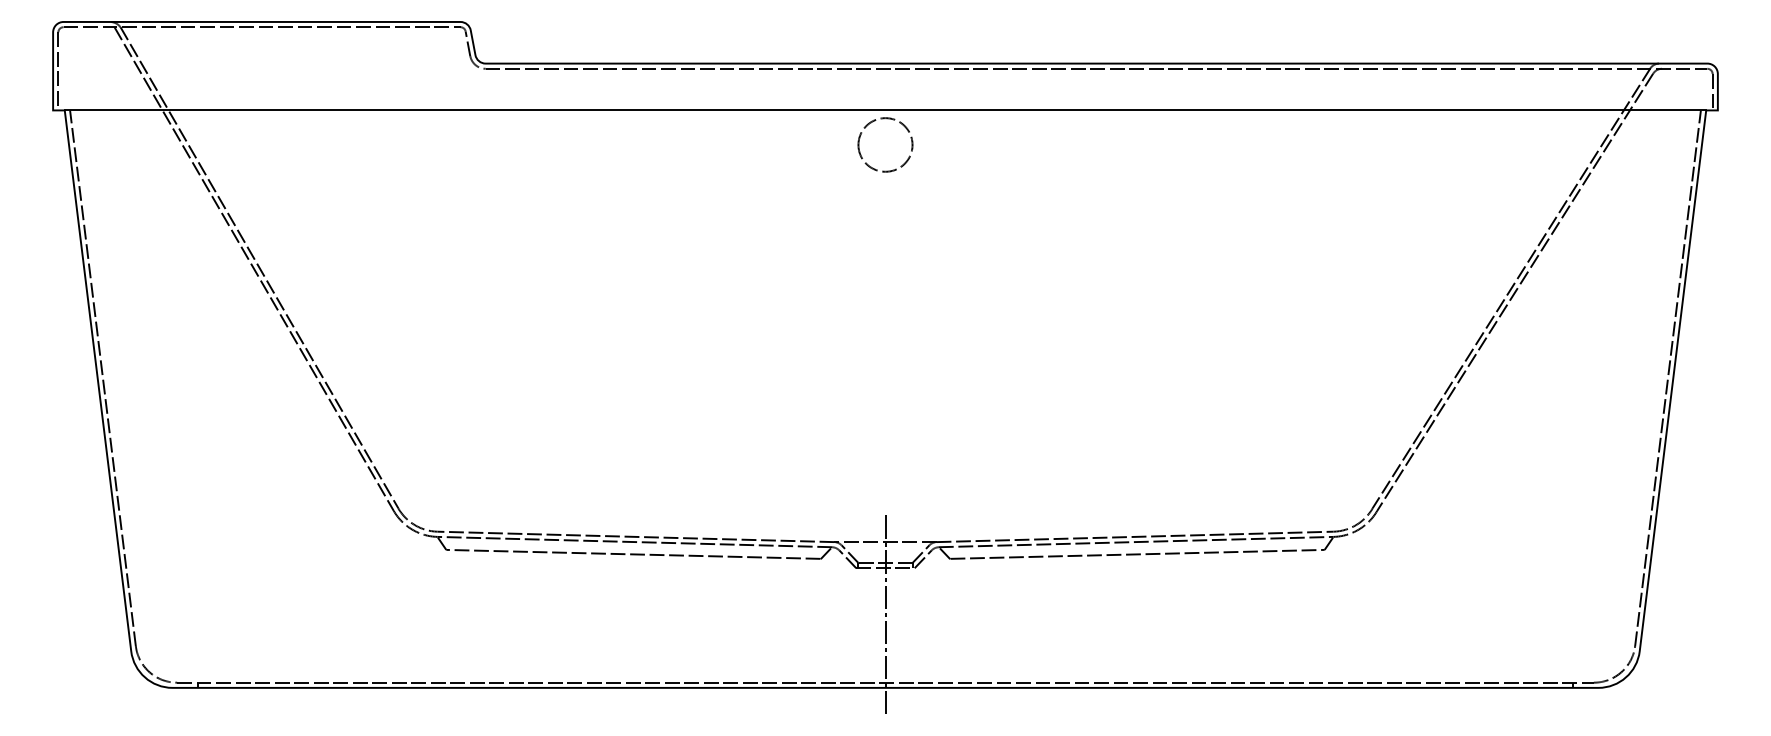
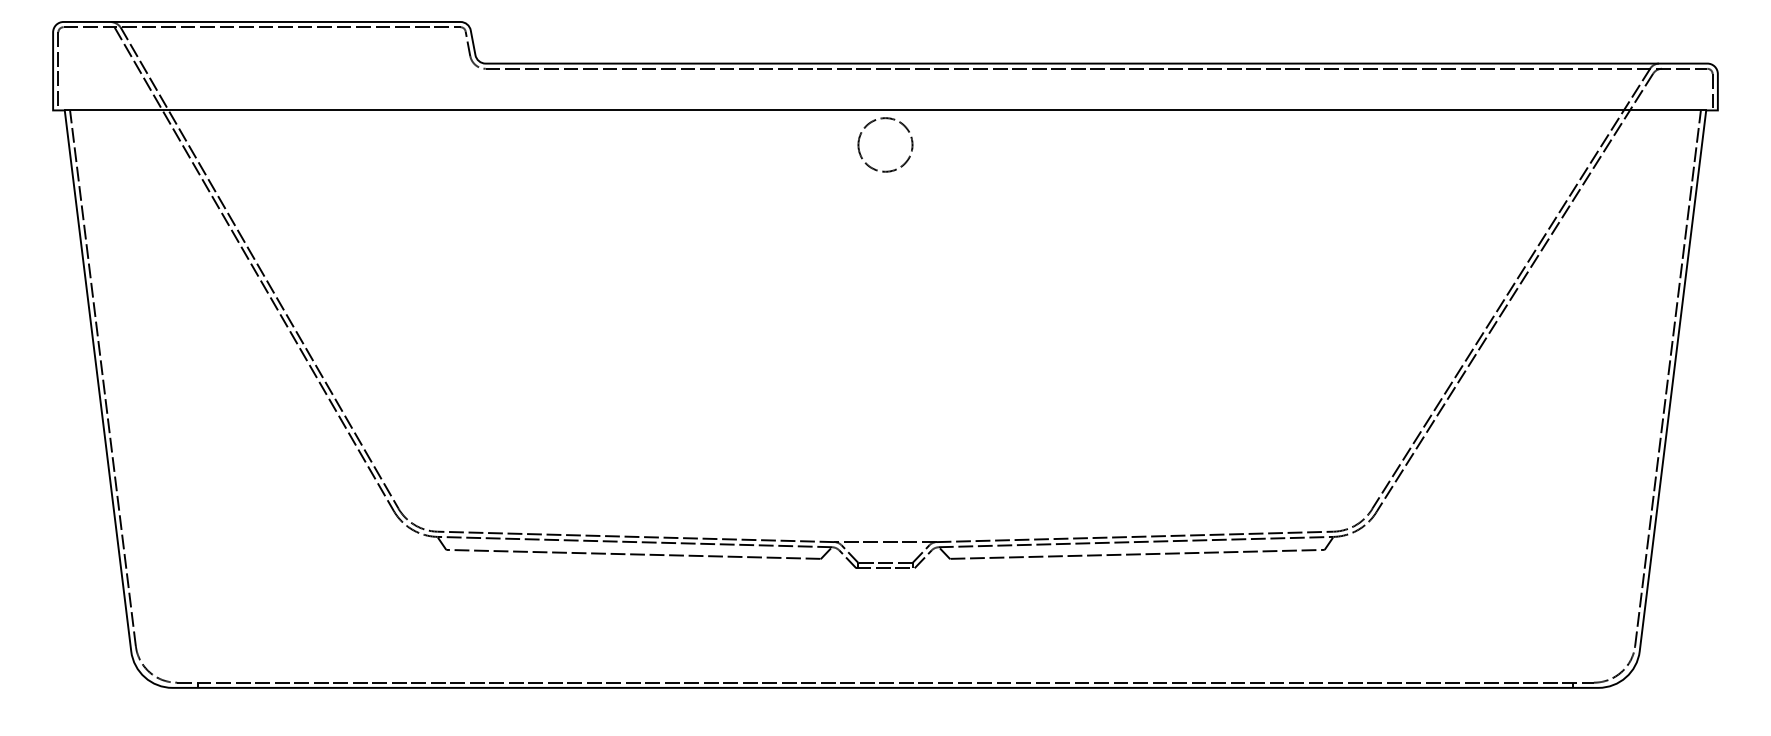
line: present -> none (885, 614)
